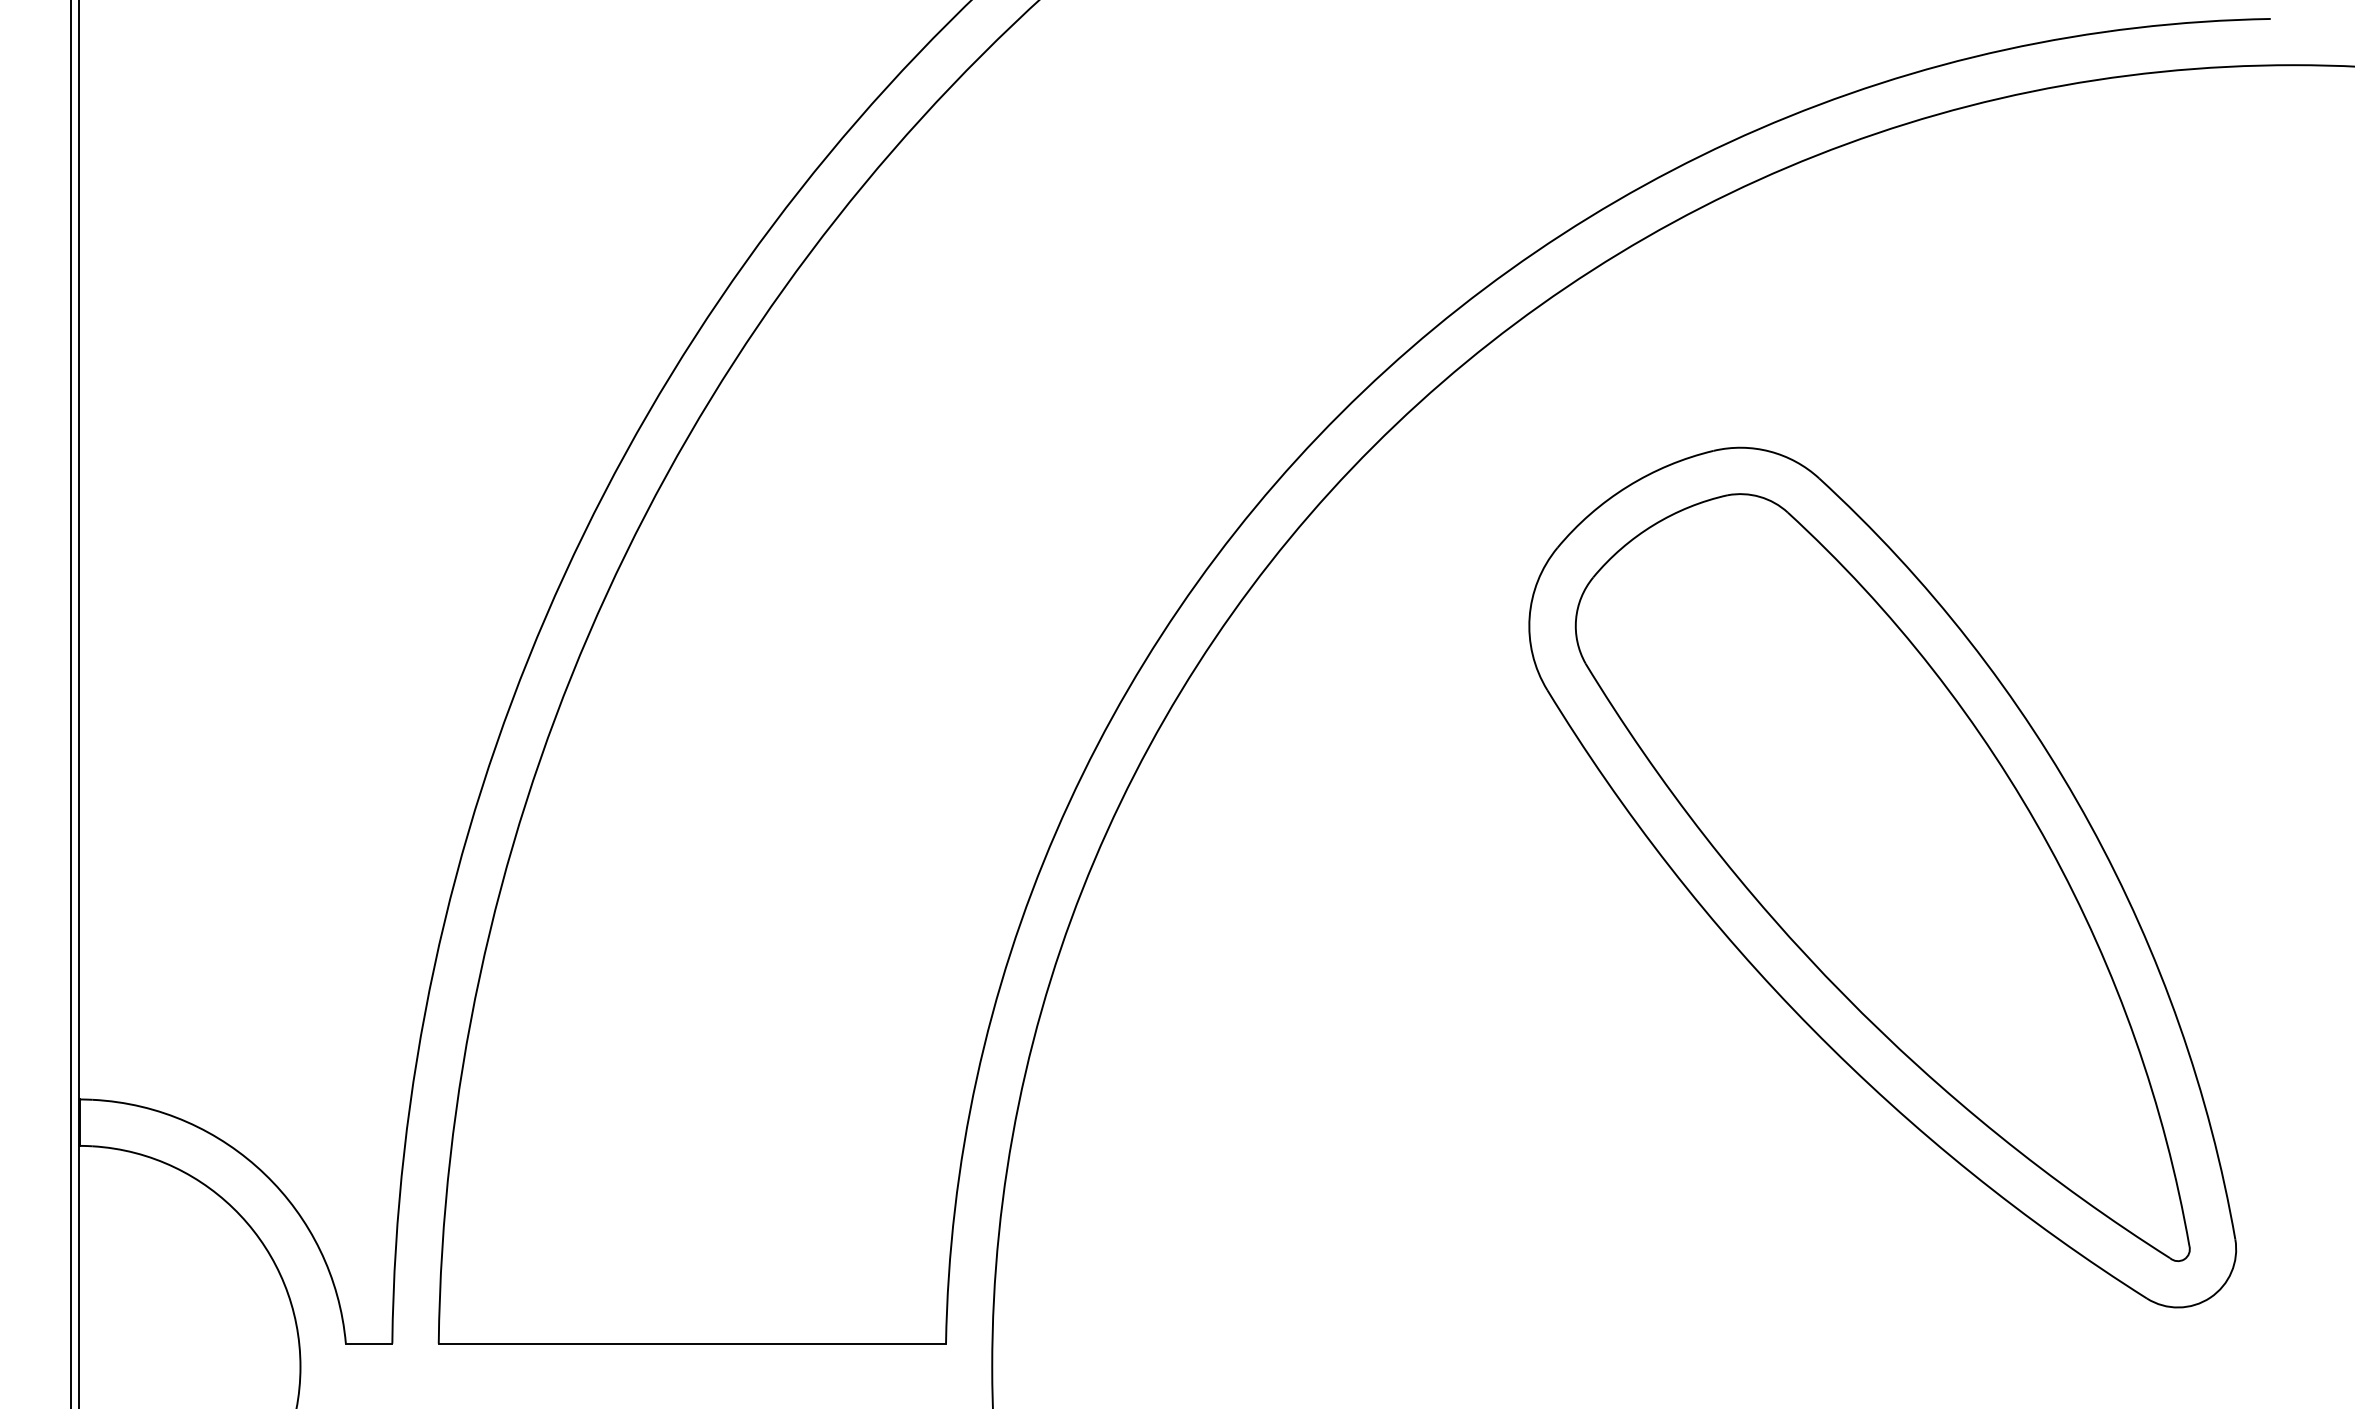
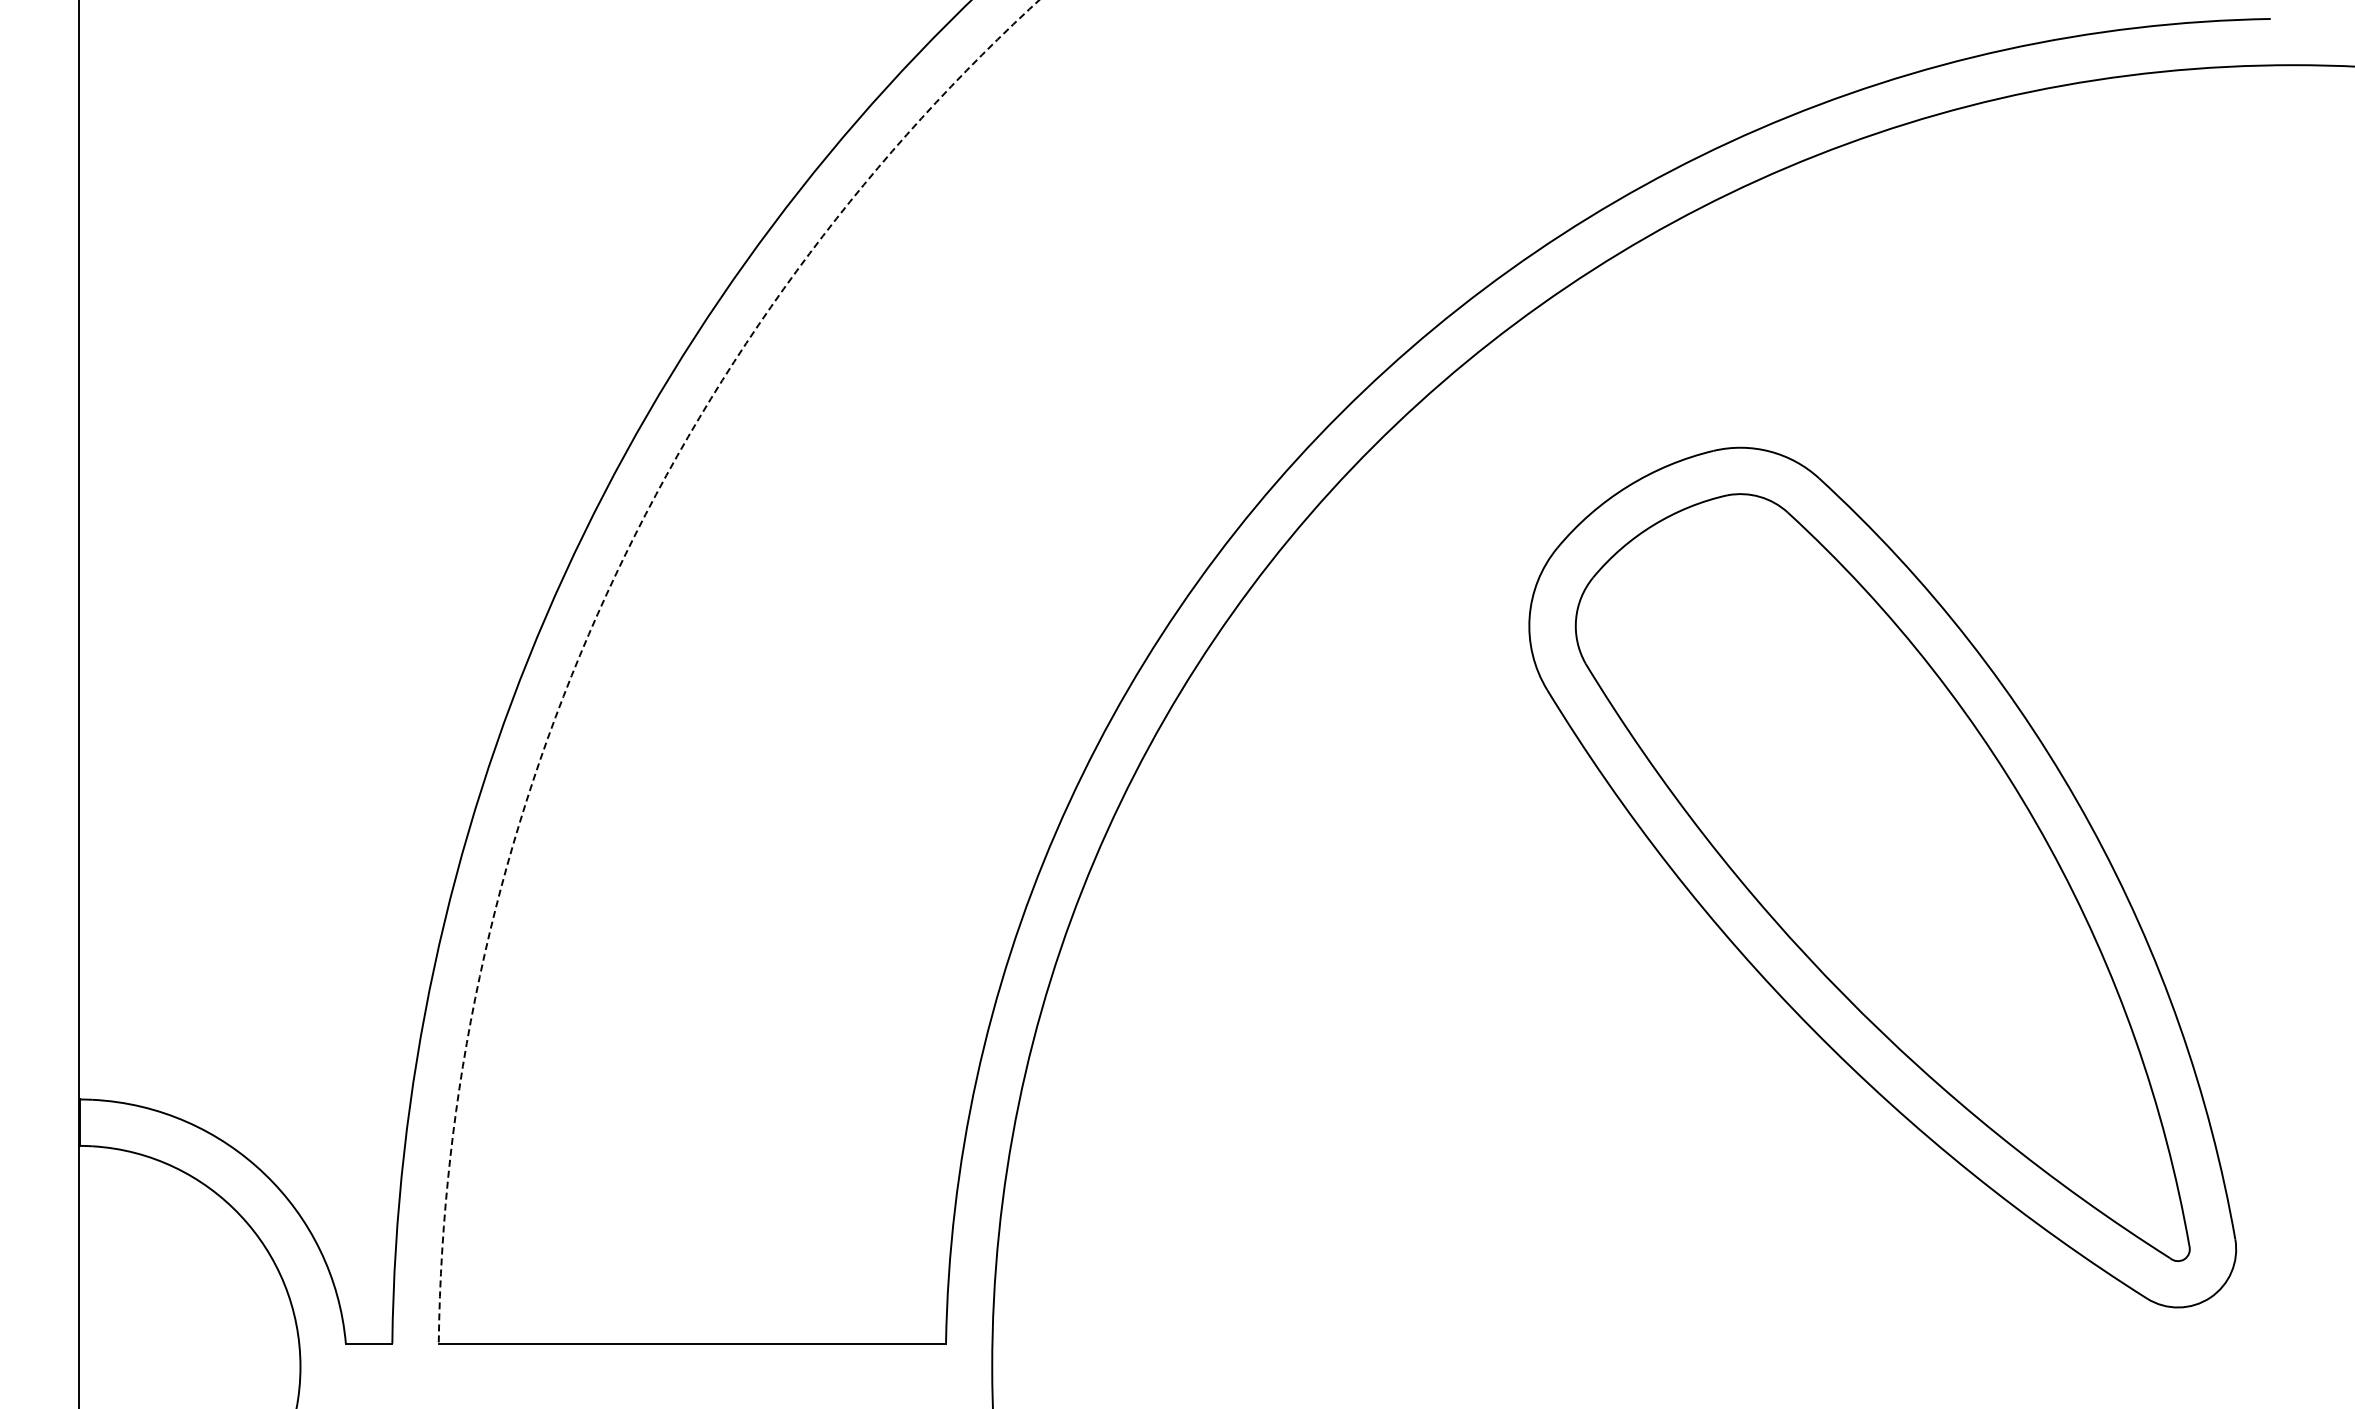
arc: solid -> dashed (595, 619)
line: present -> none (70, 703)
